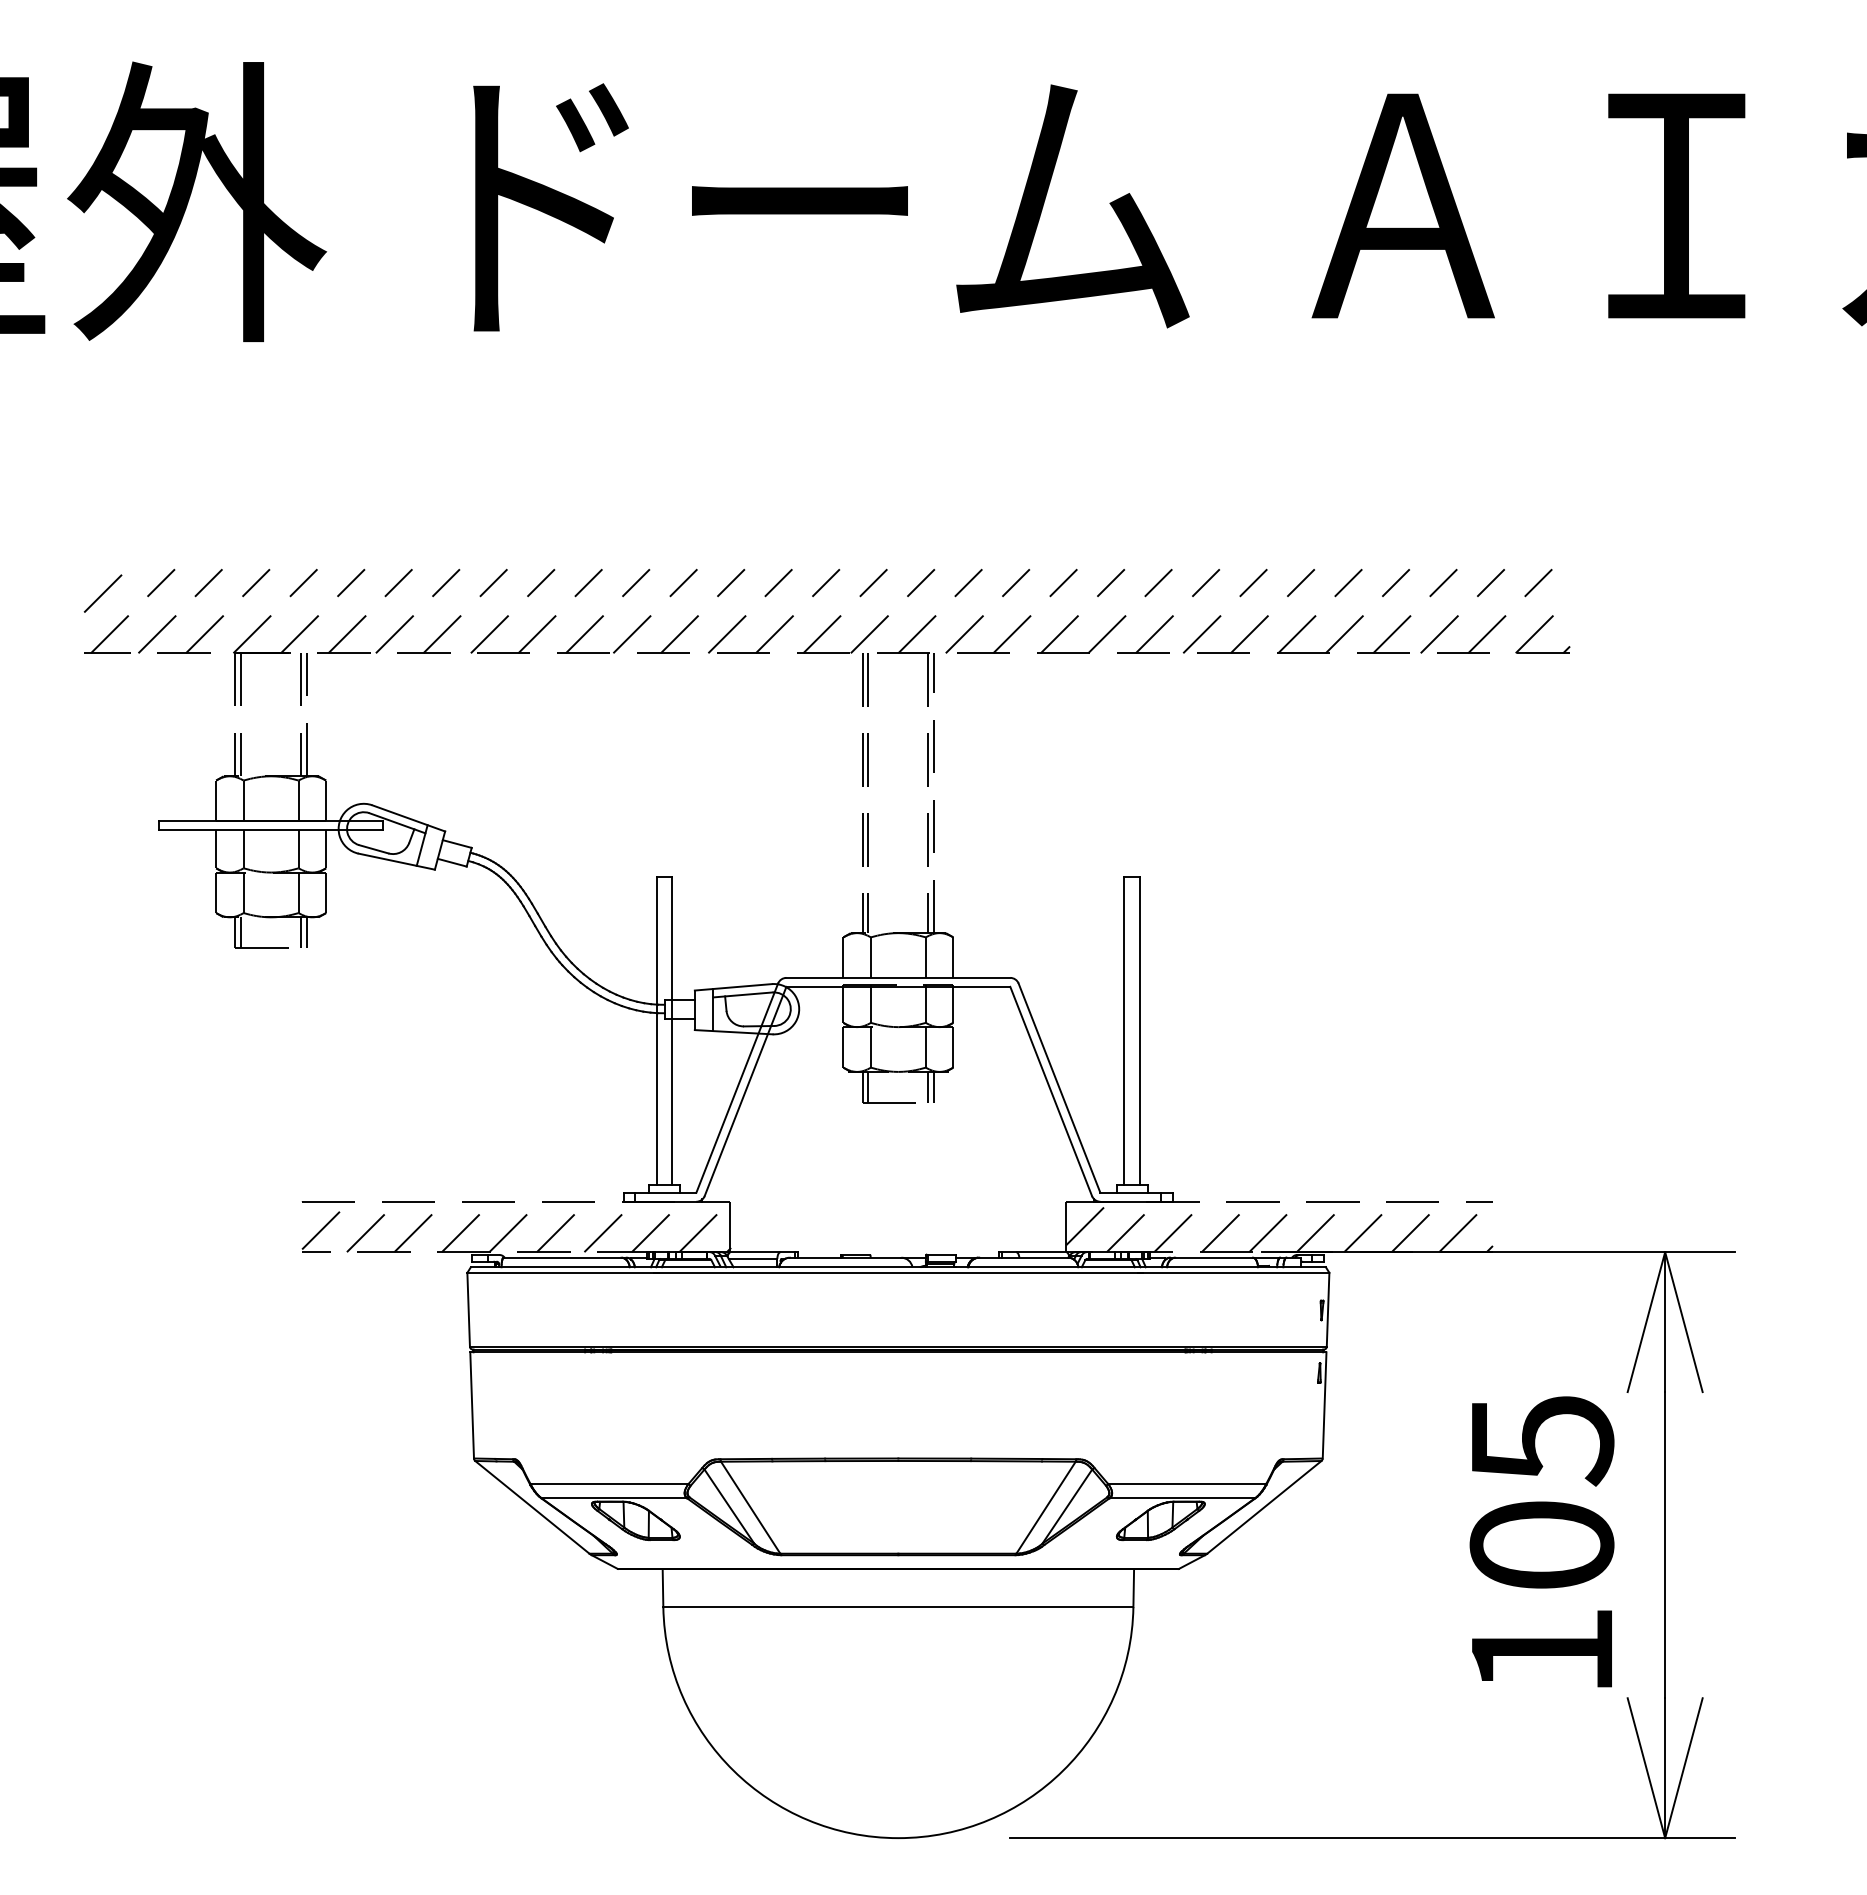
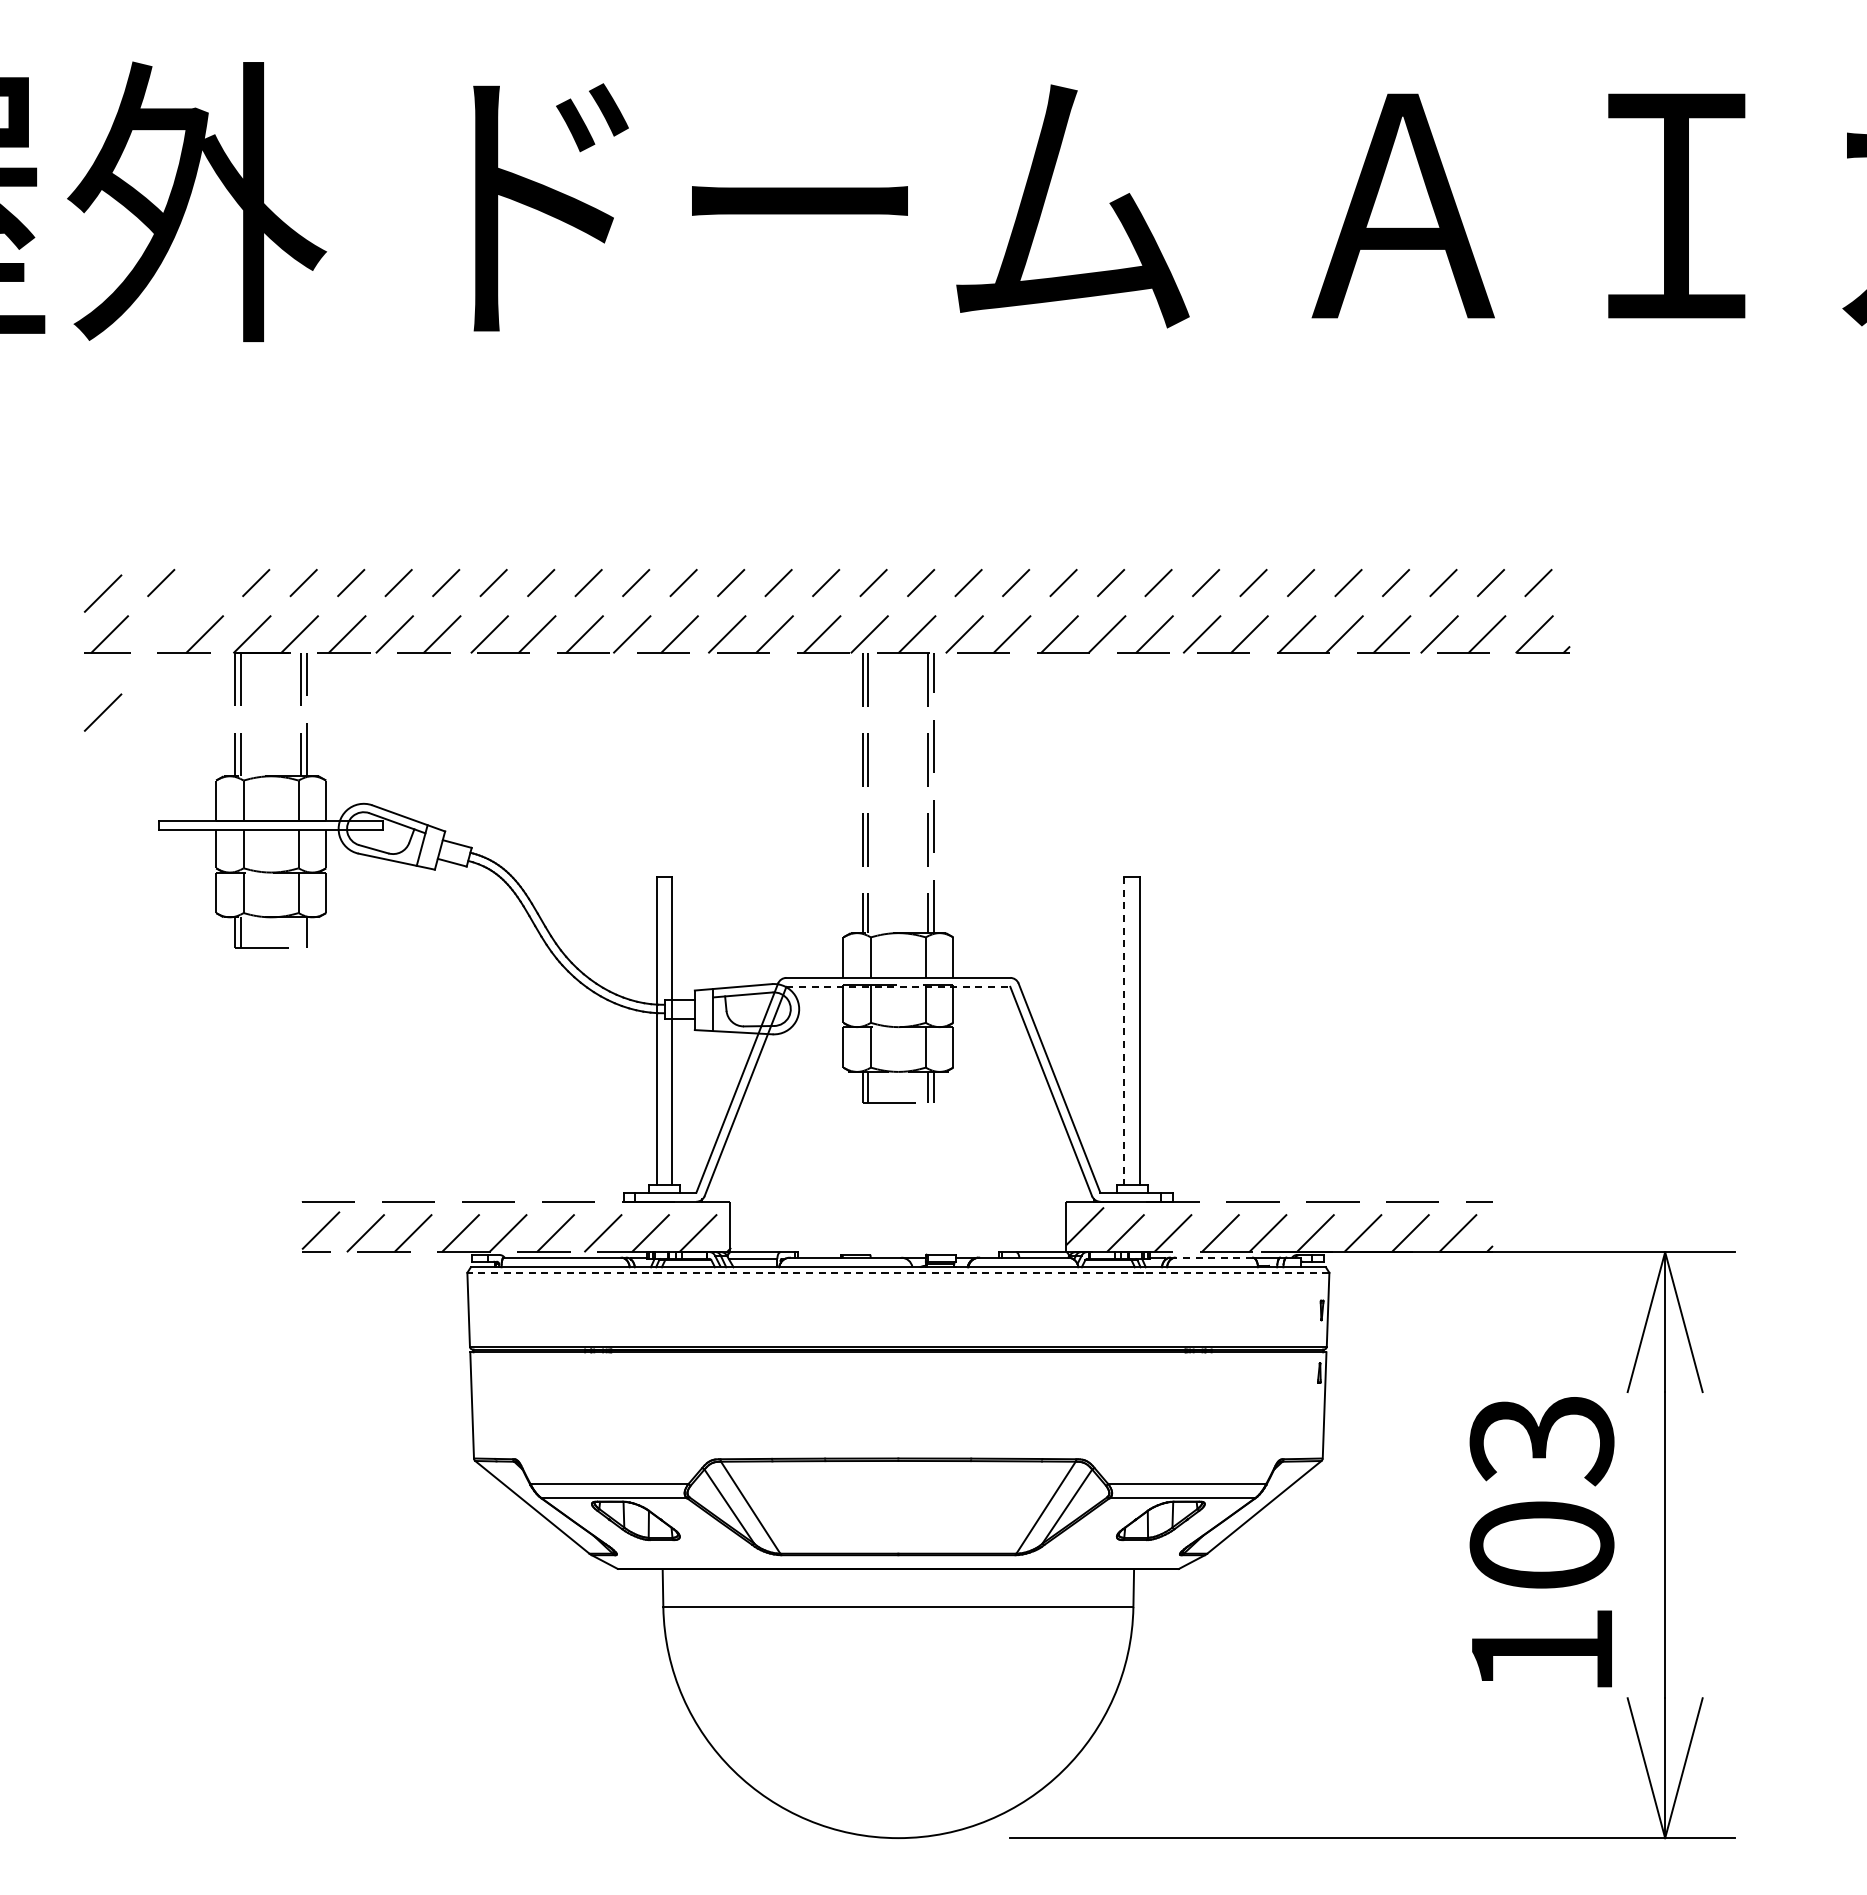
line: present -> none (176, 615)
line: none -> present (102, 712)
line: present -> none (301, 932)
line: solid -> dashed (898, 986)
line: solid -> dashed (1124, 1031)
line: solid -> dashed (1211, 1257)
line: solid -> dashed (897, 1272)
text: 105 -> 103 (1541, 1441)
